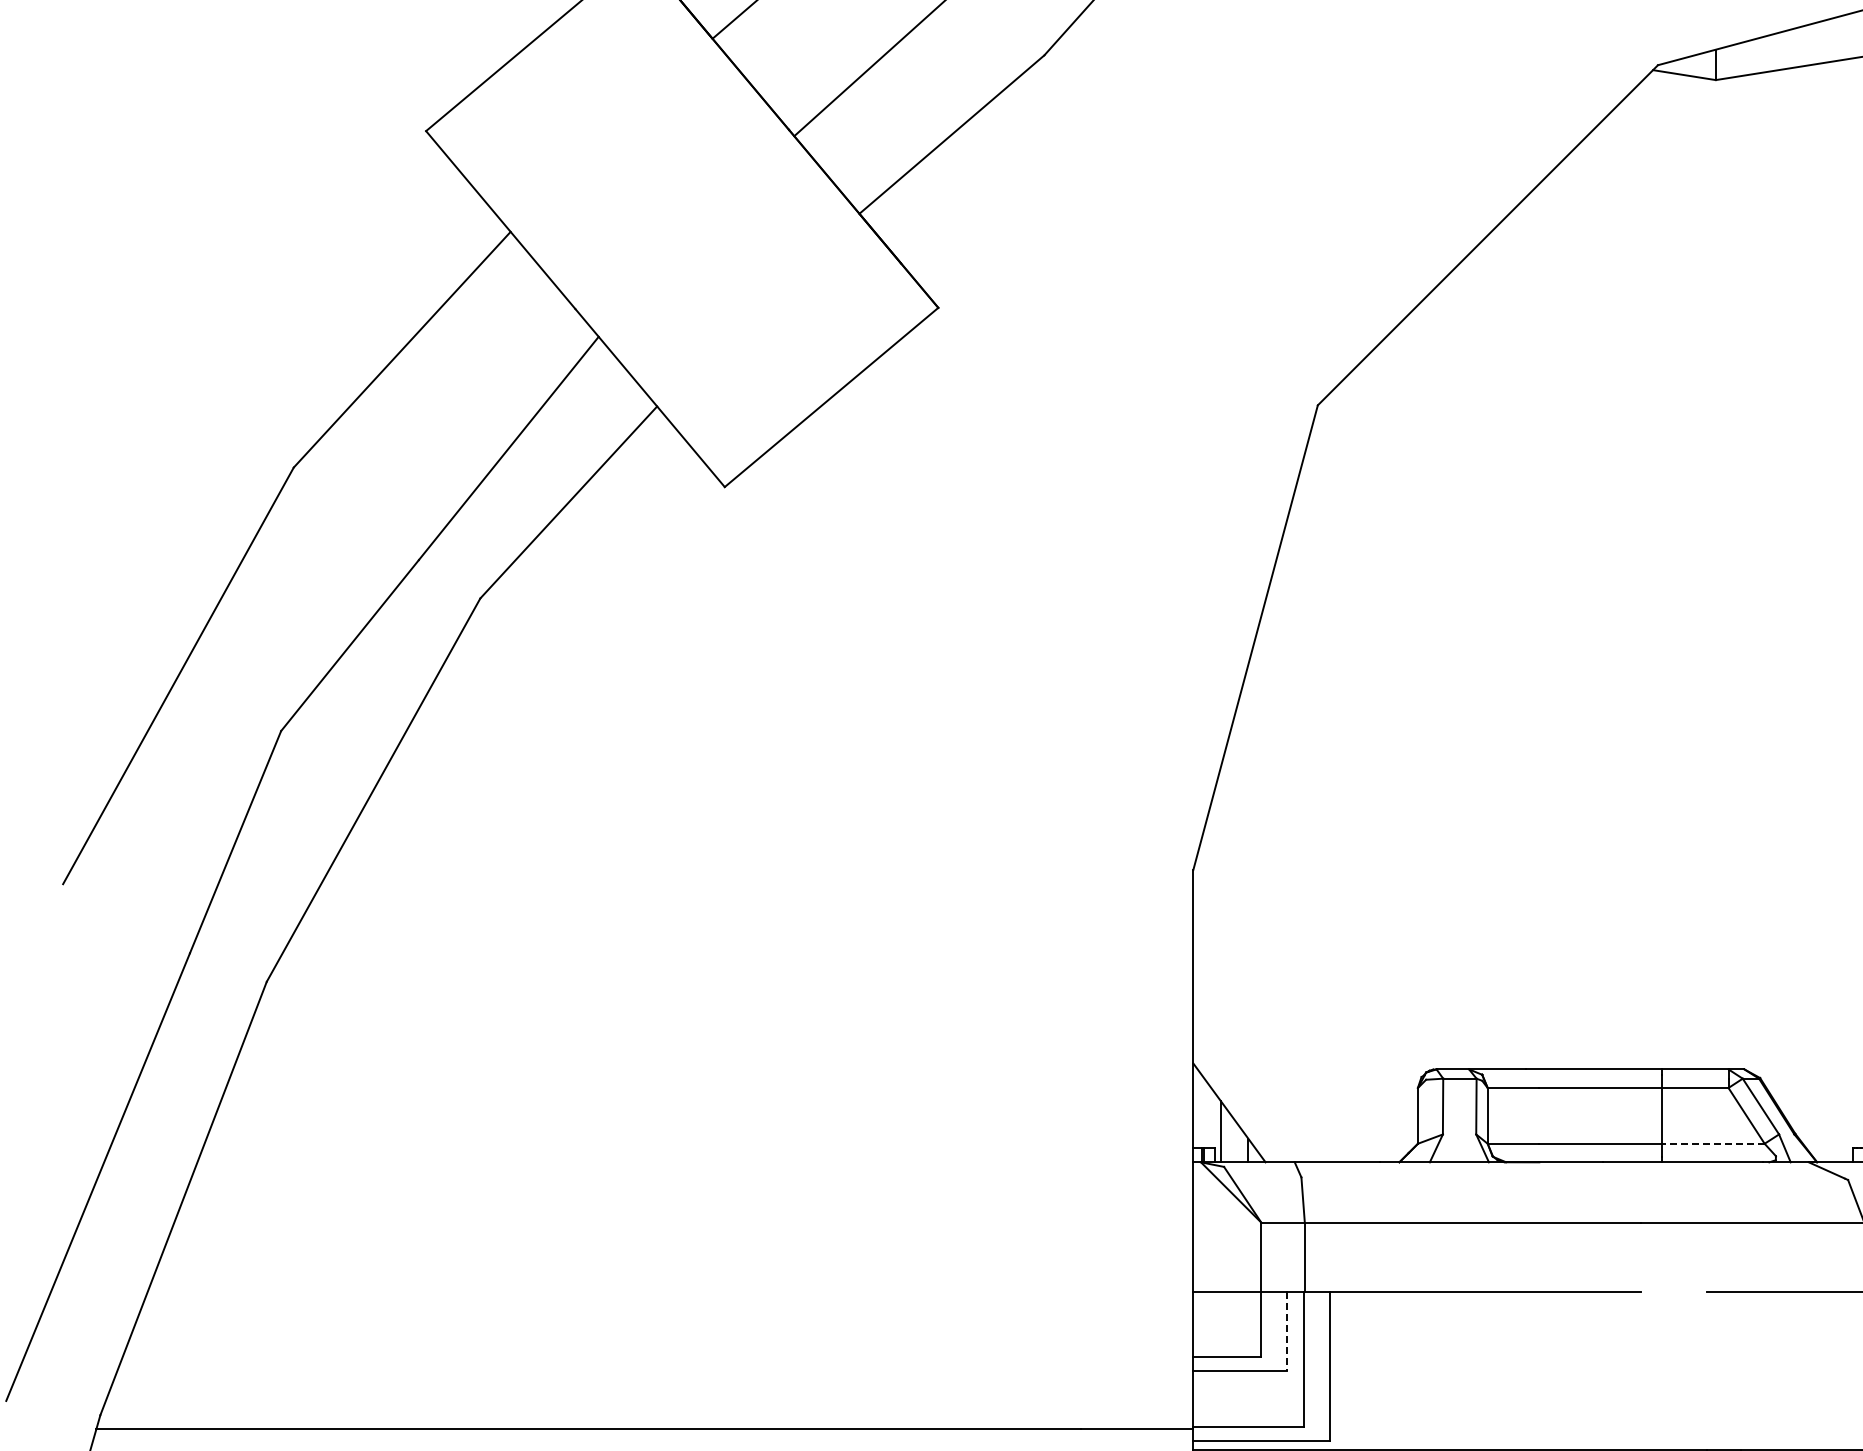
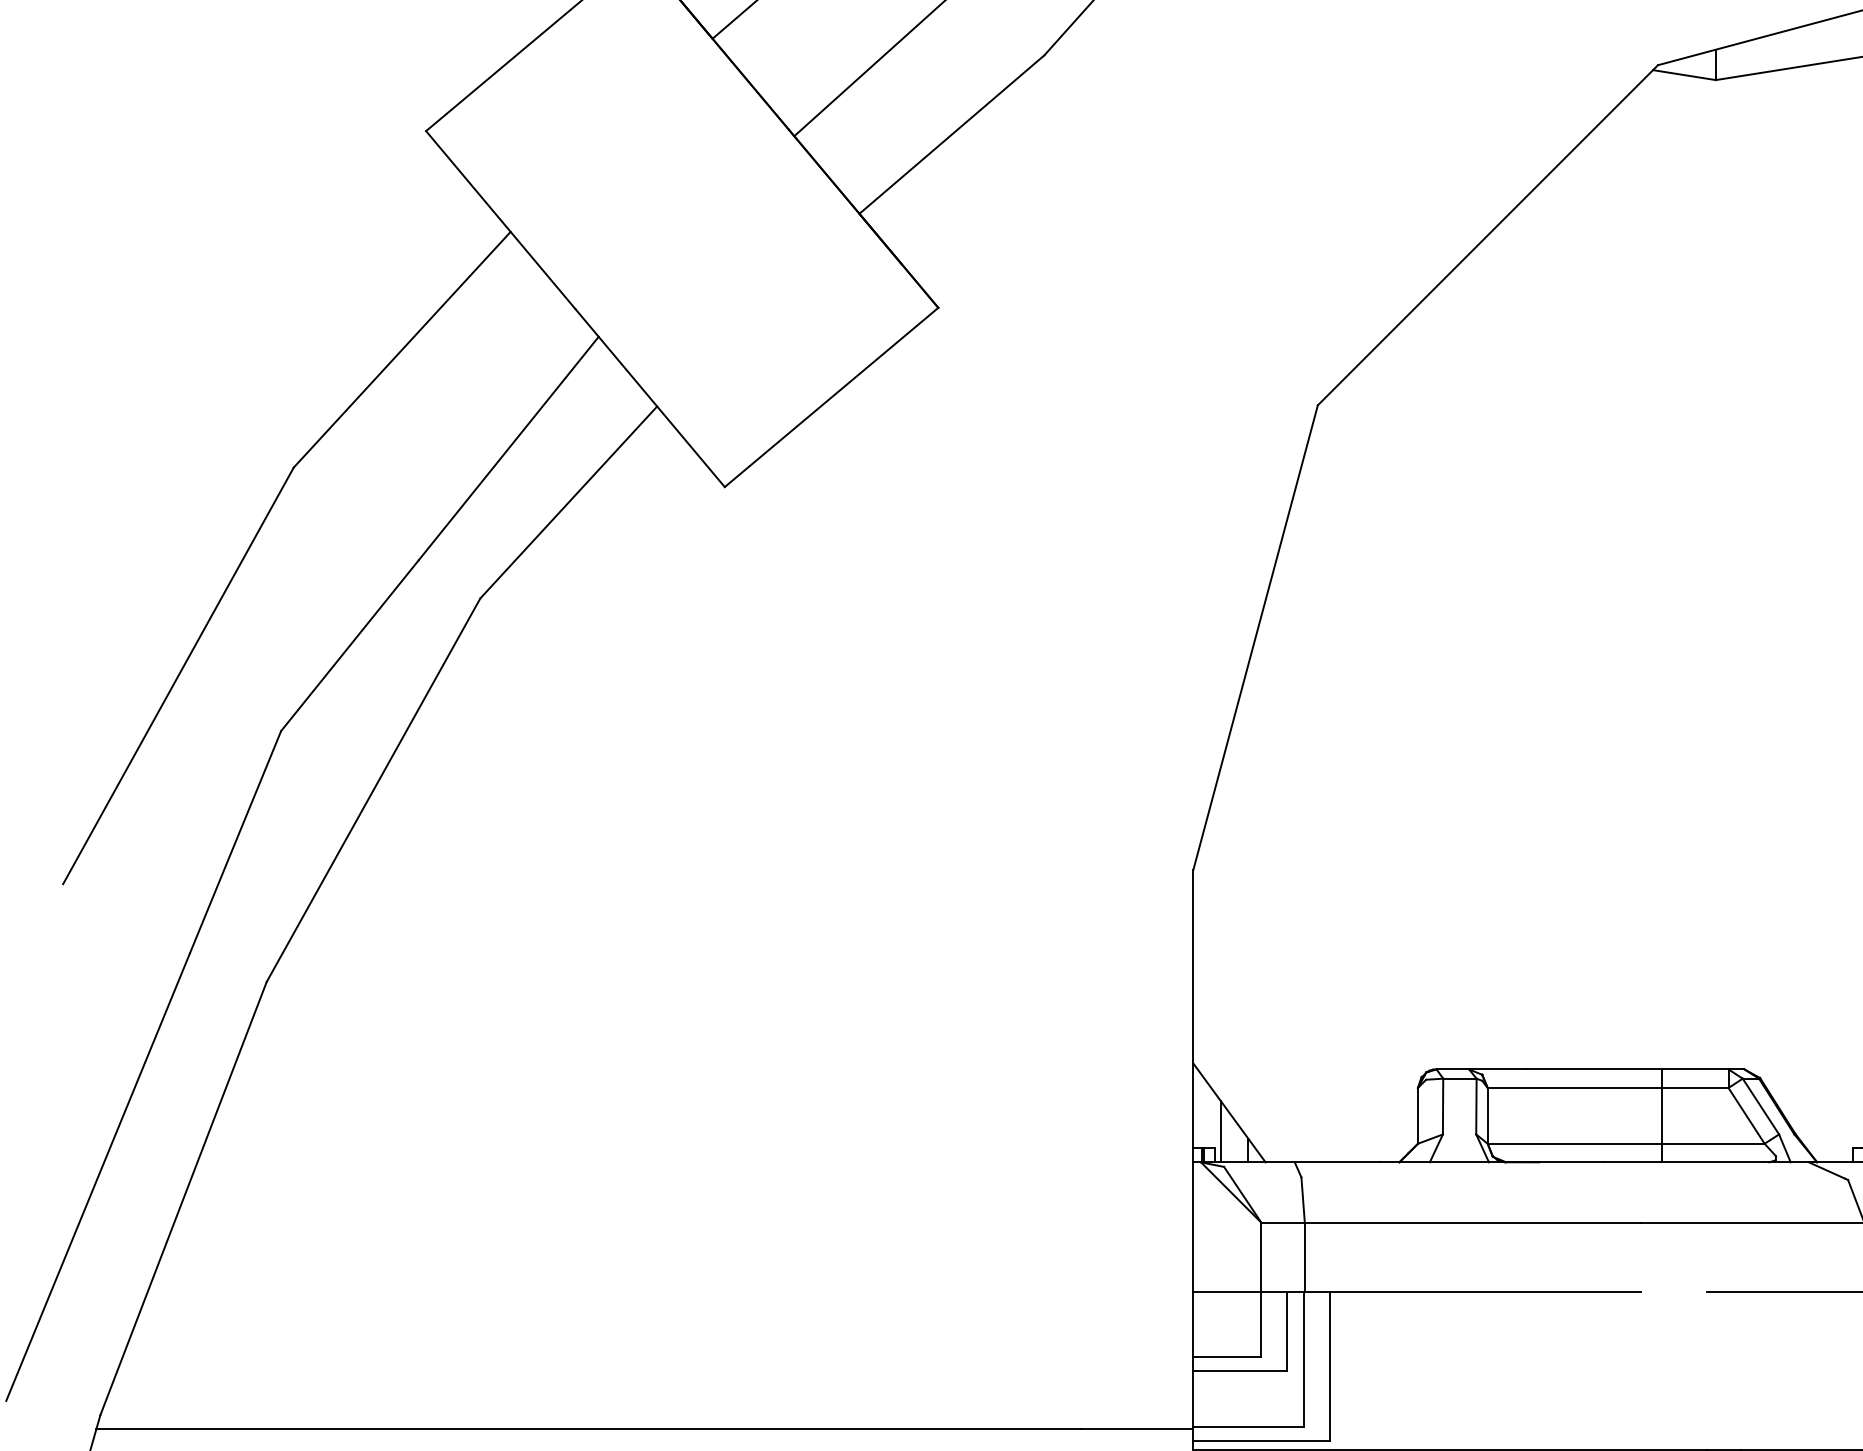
line: dashed -> solid (1712, 1143)
line: dashed -> solid (1287, 1332)
